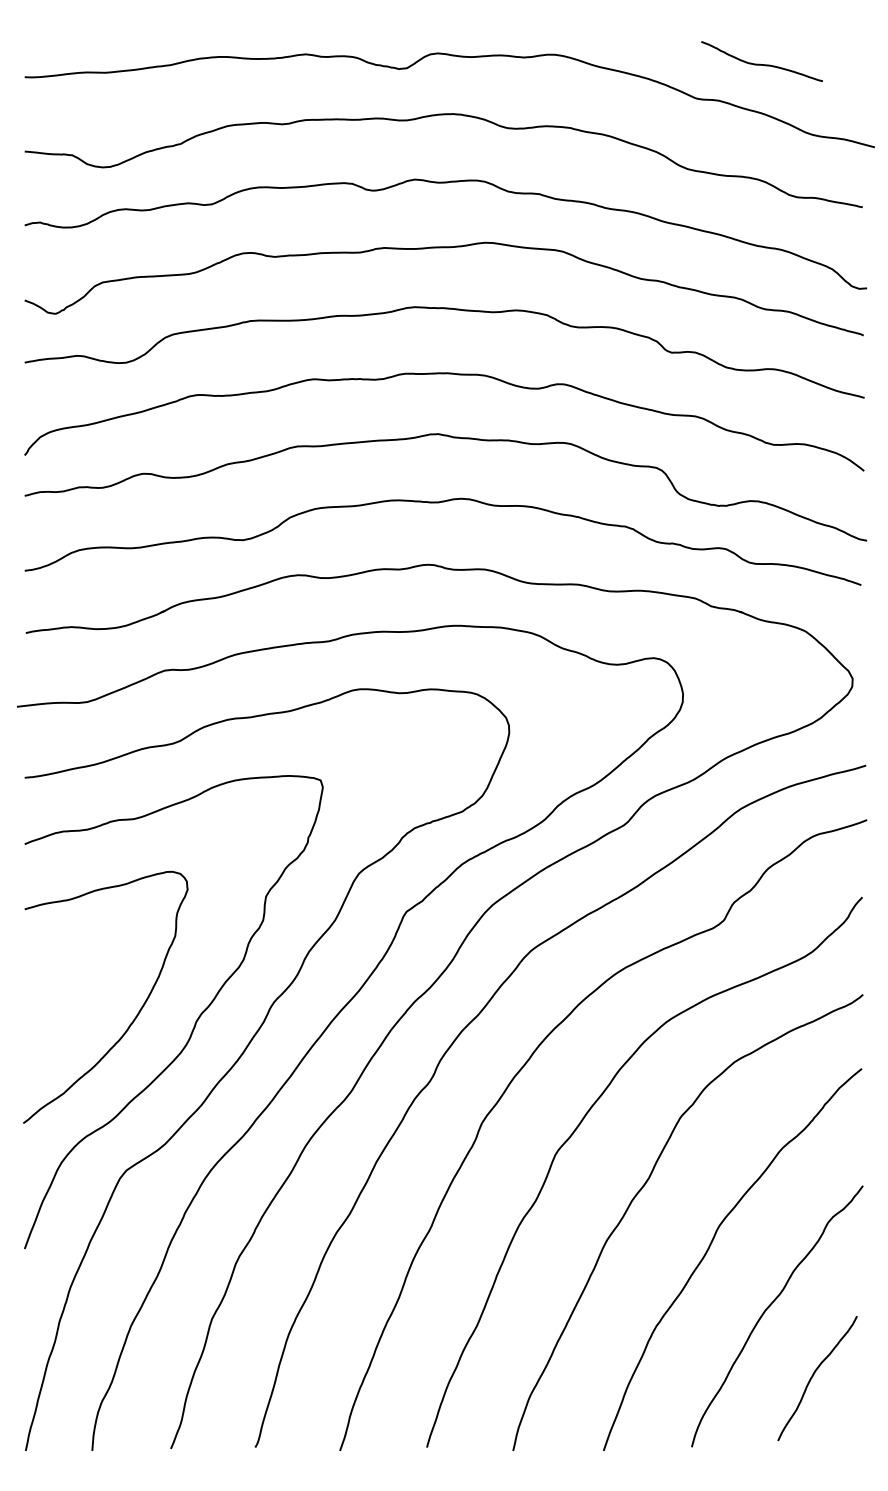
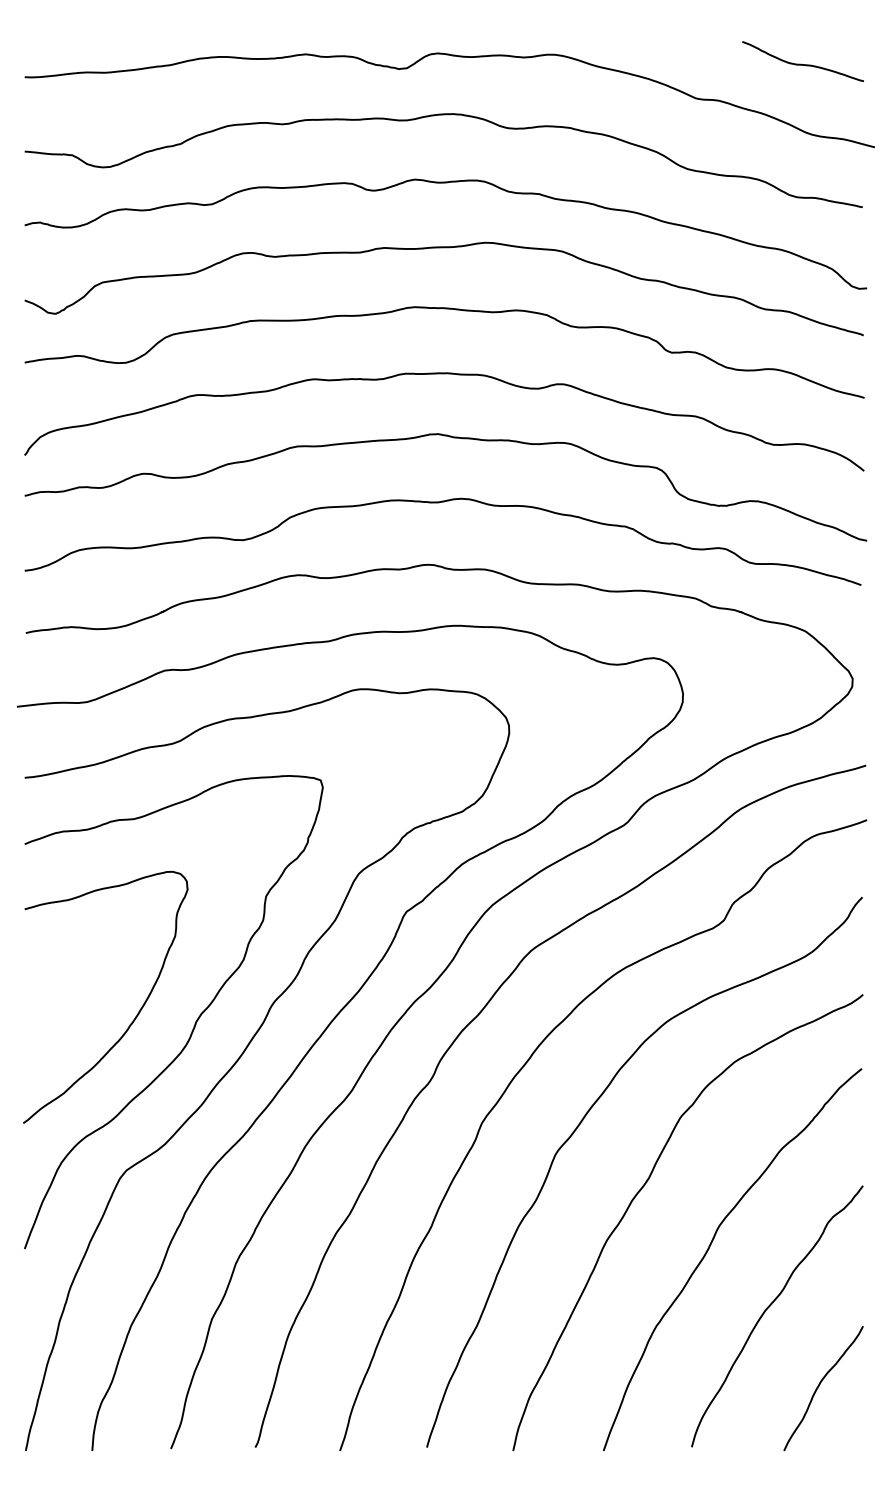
curve position: (760, 63) -> (801, 63) (801, 63)
curve position: (813, 1376) -> (819, 1386) (819, 1386)
